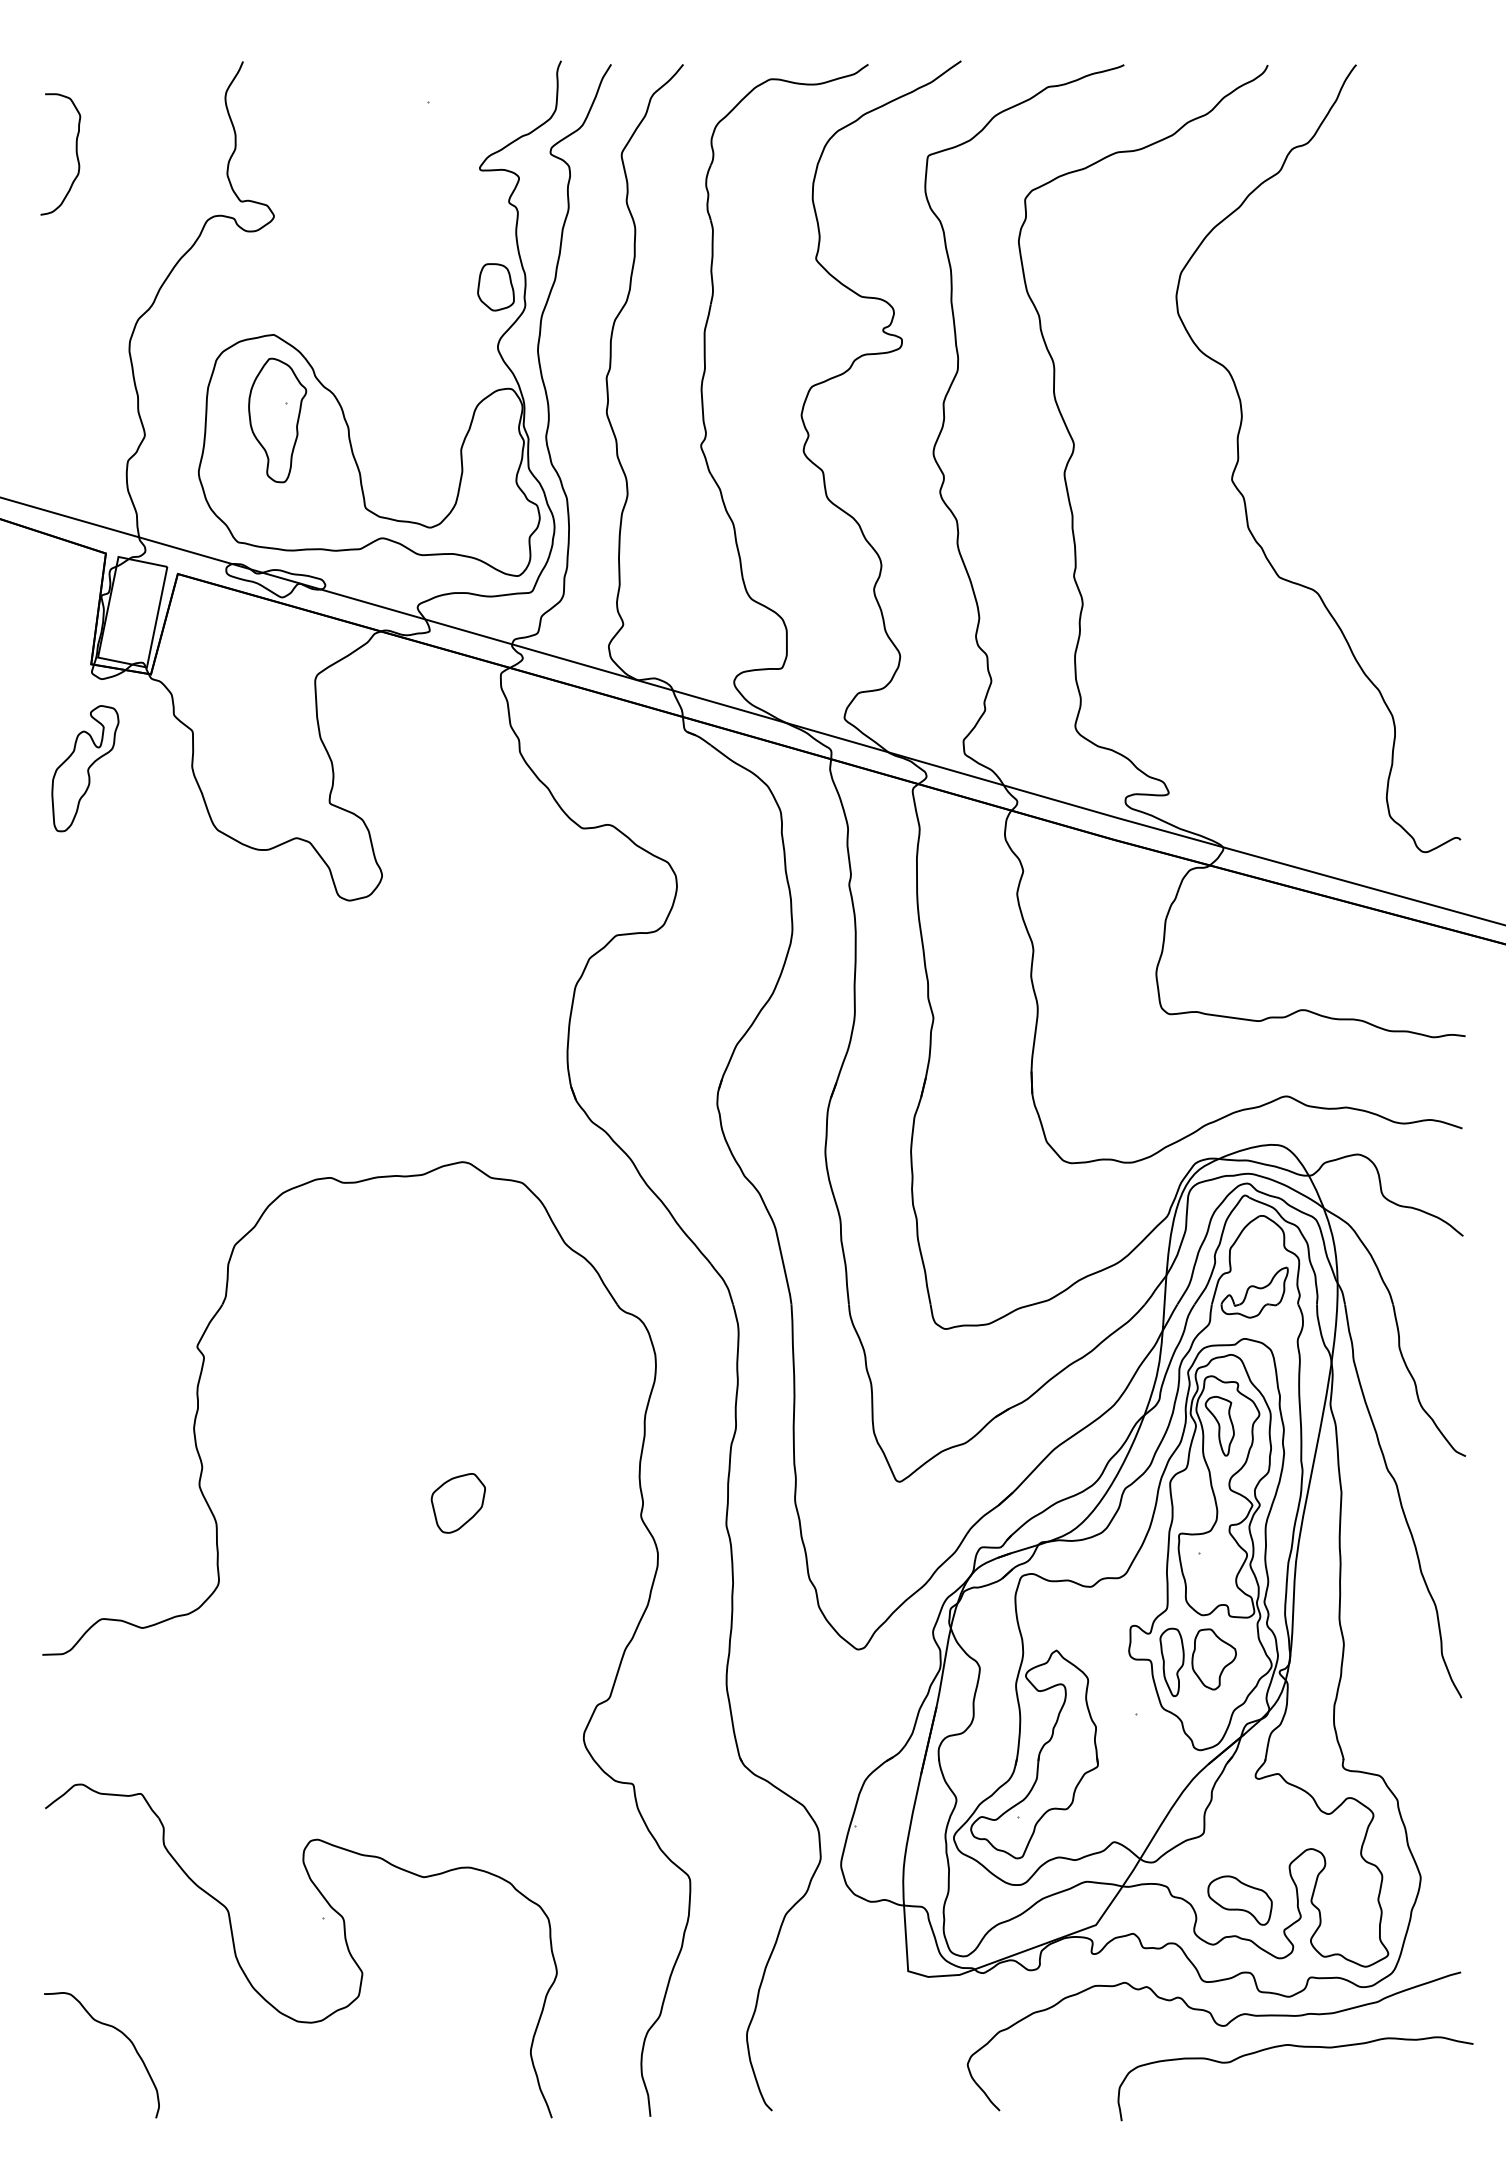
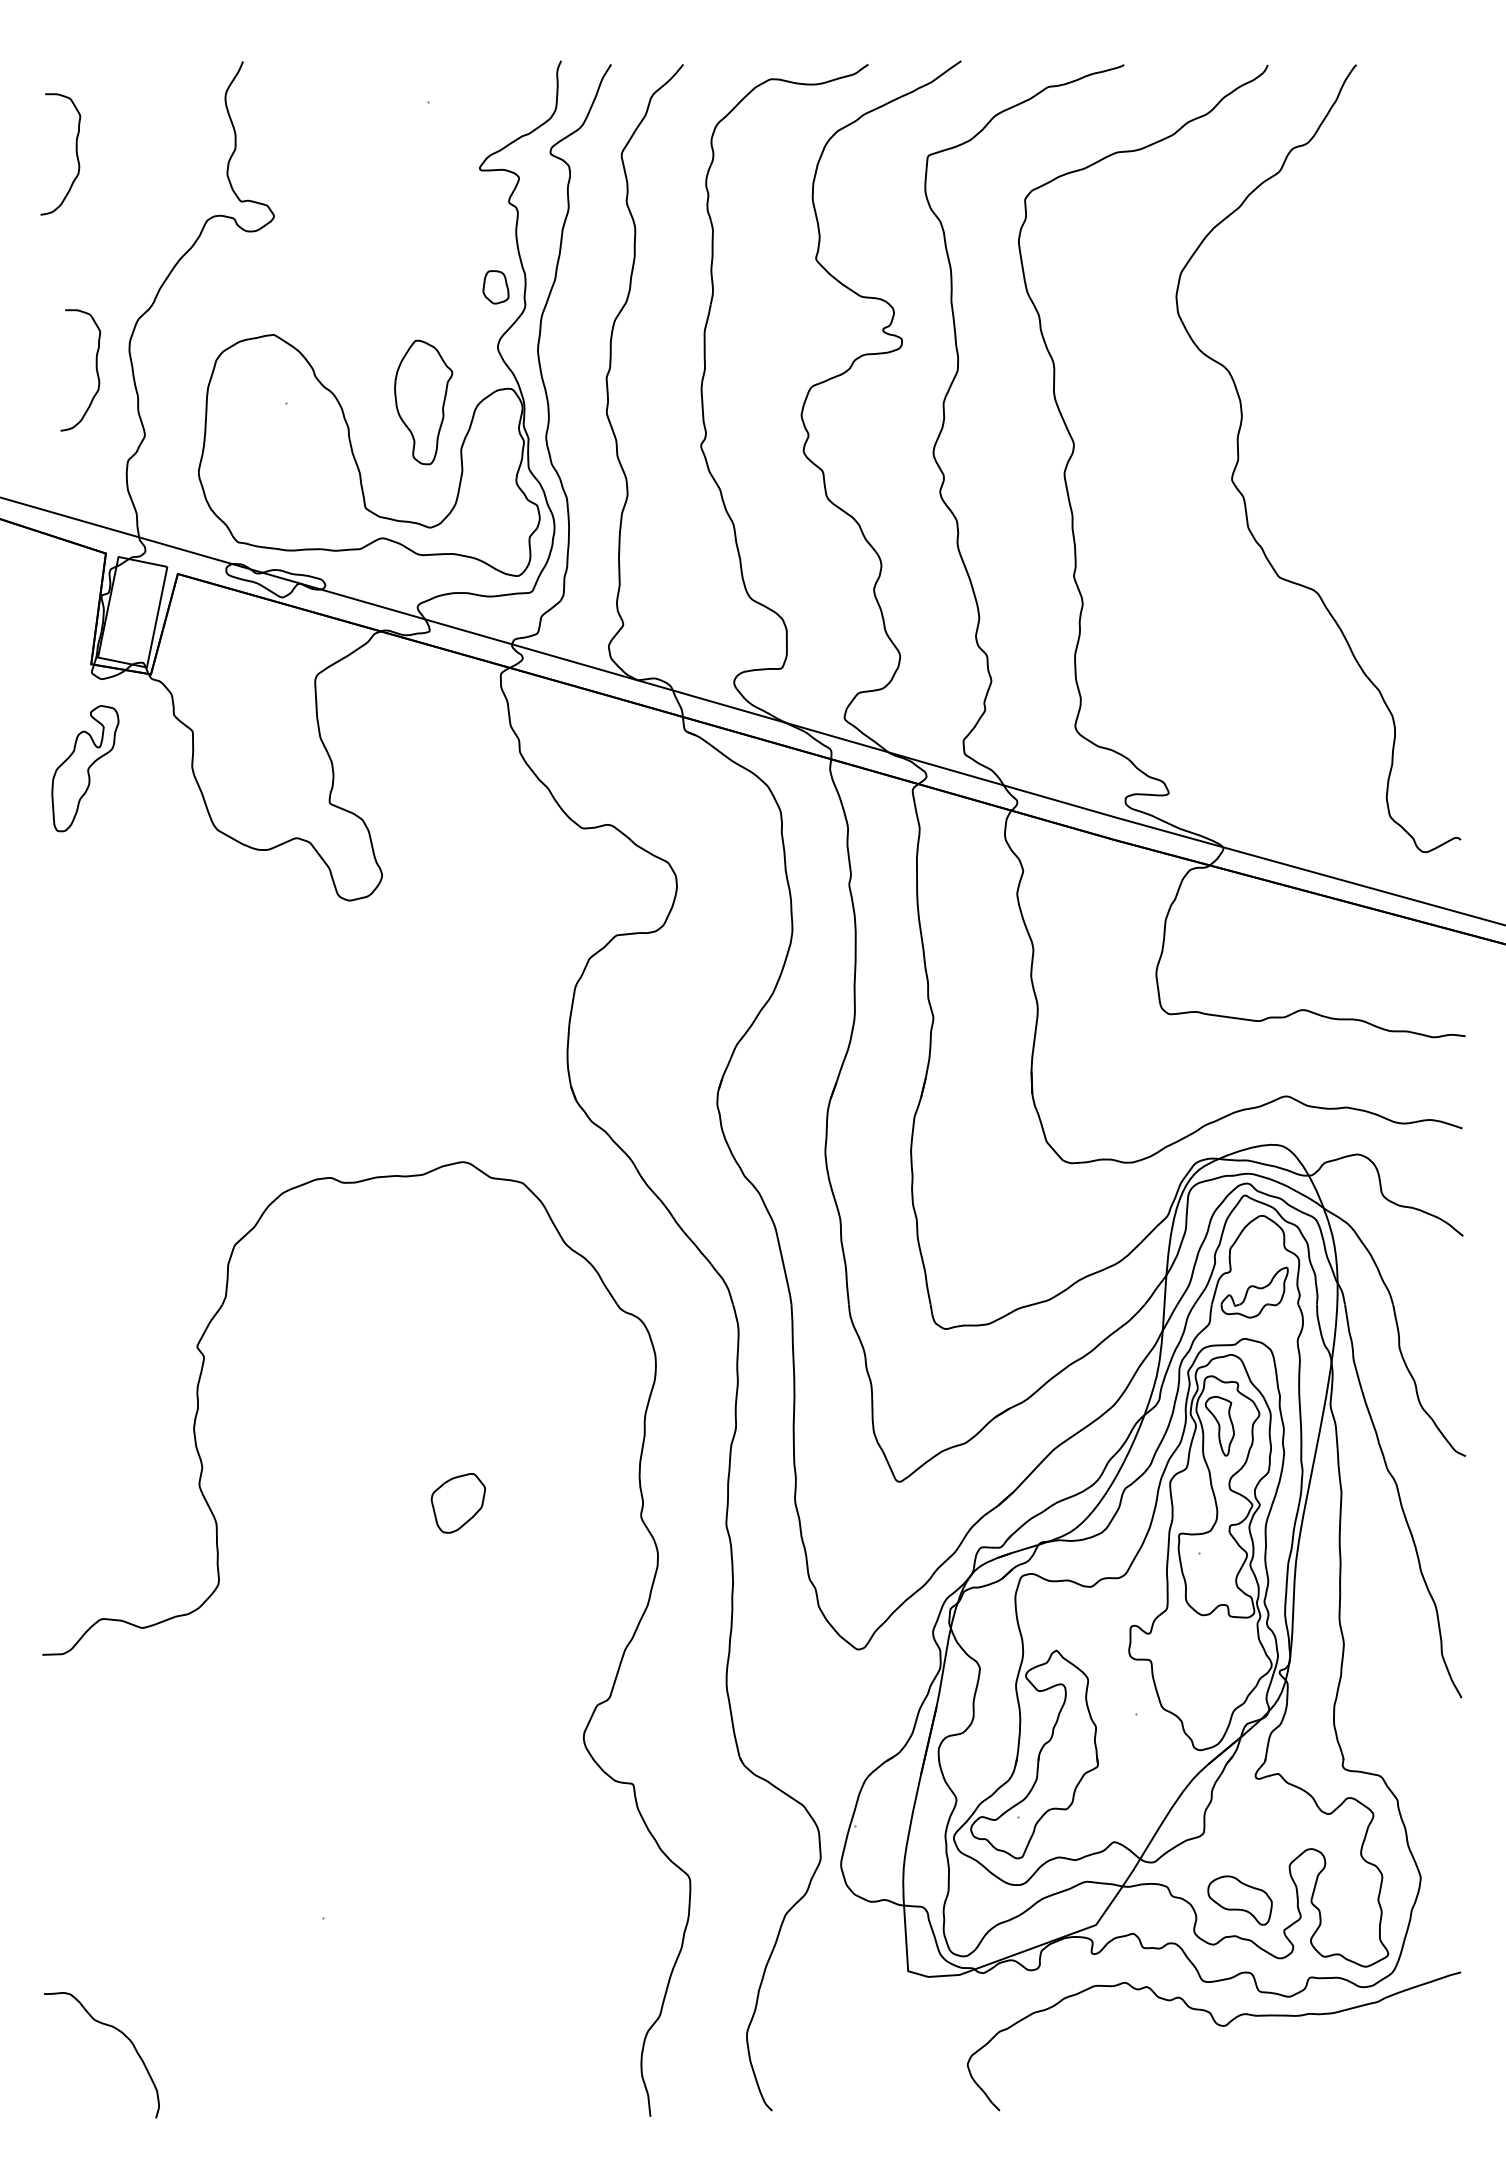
part size: 38x49 px -> 28x35 px (495, 287)
curve: none -> present (95, 368)
part position: (277, 420) -> (423, 402) (423, 402)
part: present -> none (1197, 1662)
part: present -> none (344, 1939)
curve: present -> none (1298, 2047)
